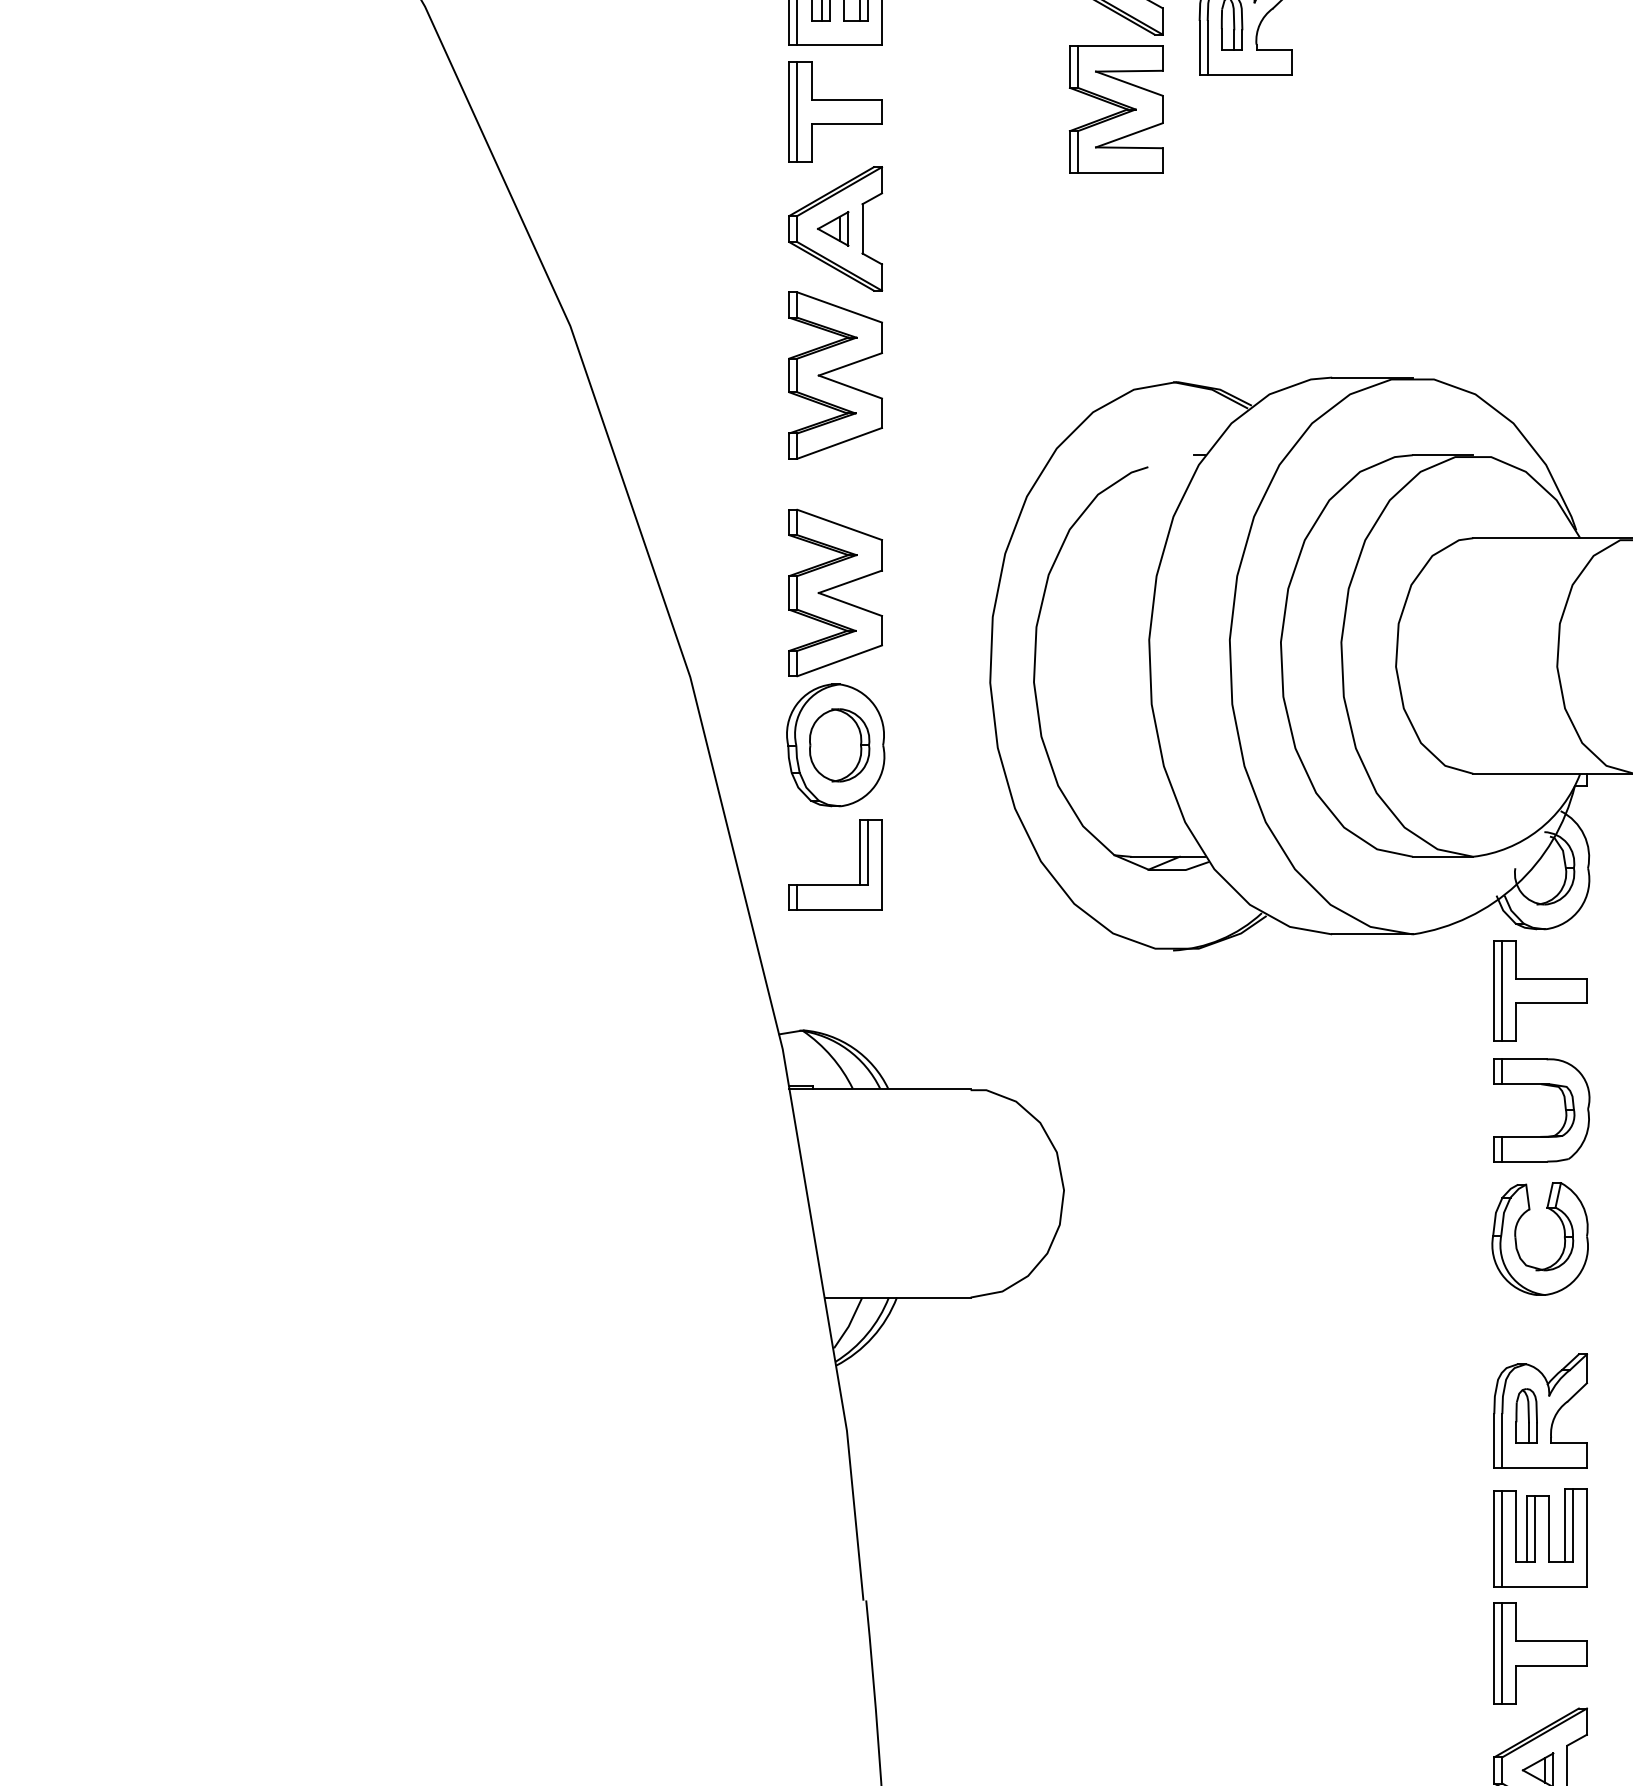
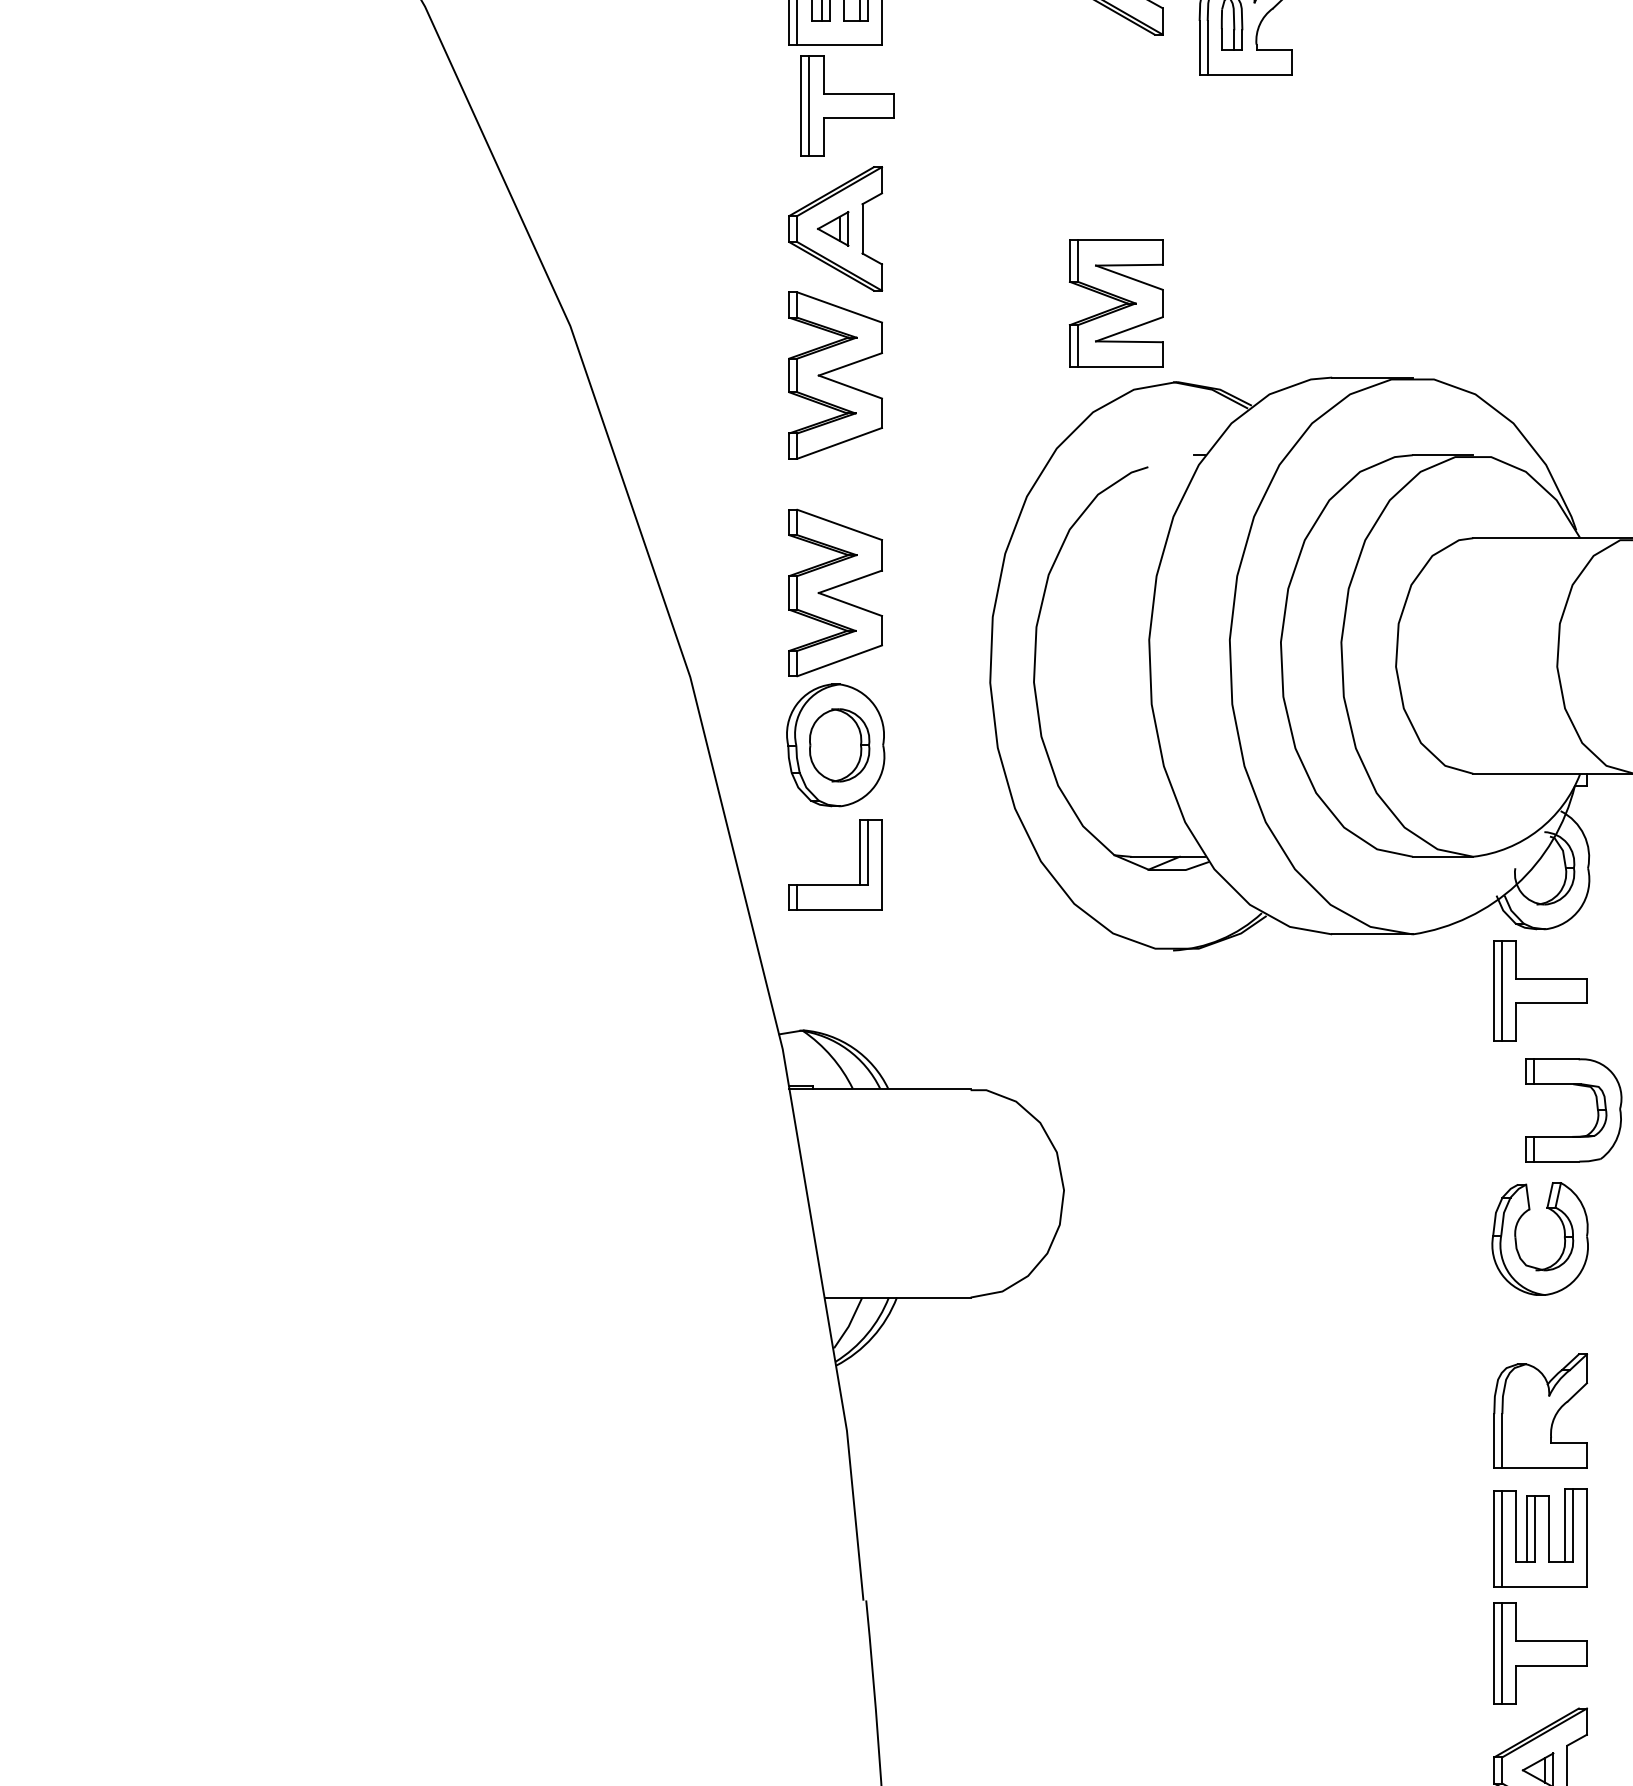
part position: (1116, 109) -> (1116, 303) (1116, 303)
part position: (835, 111) -> (847, 105) (847, 105)
part position: (1564, 1108) -> (1596, 1108) (1596, 1108)
part: present -> none (1526, 1415)
